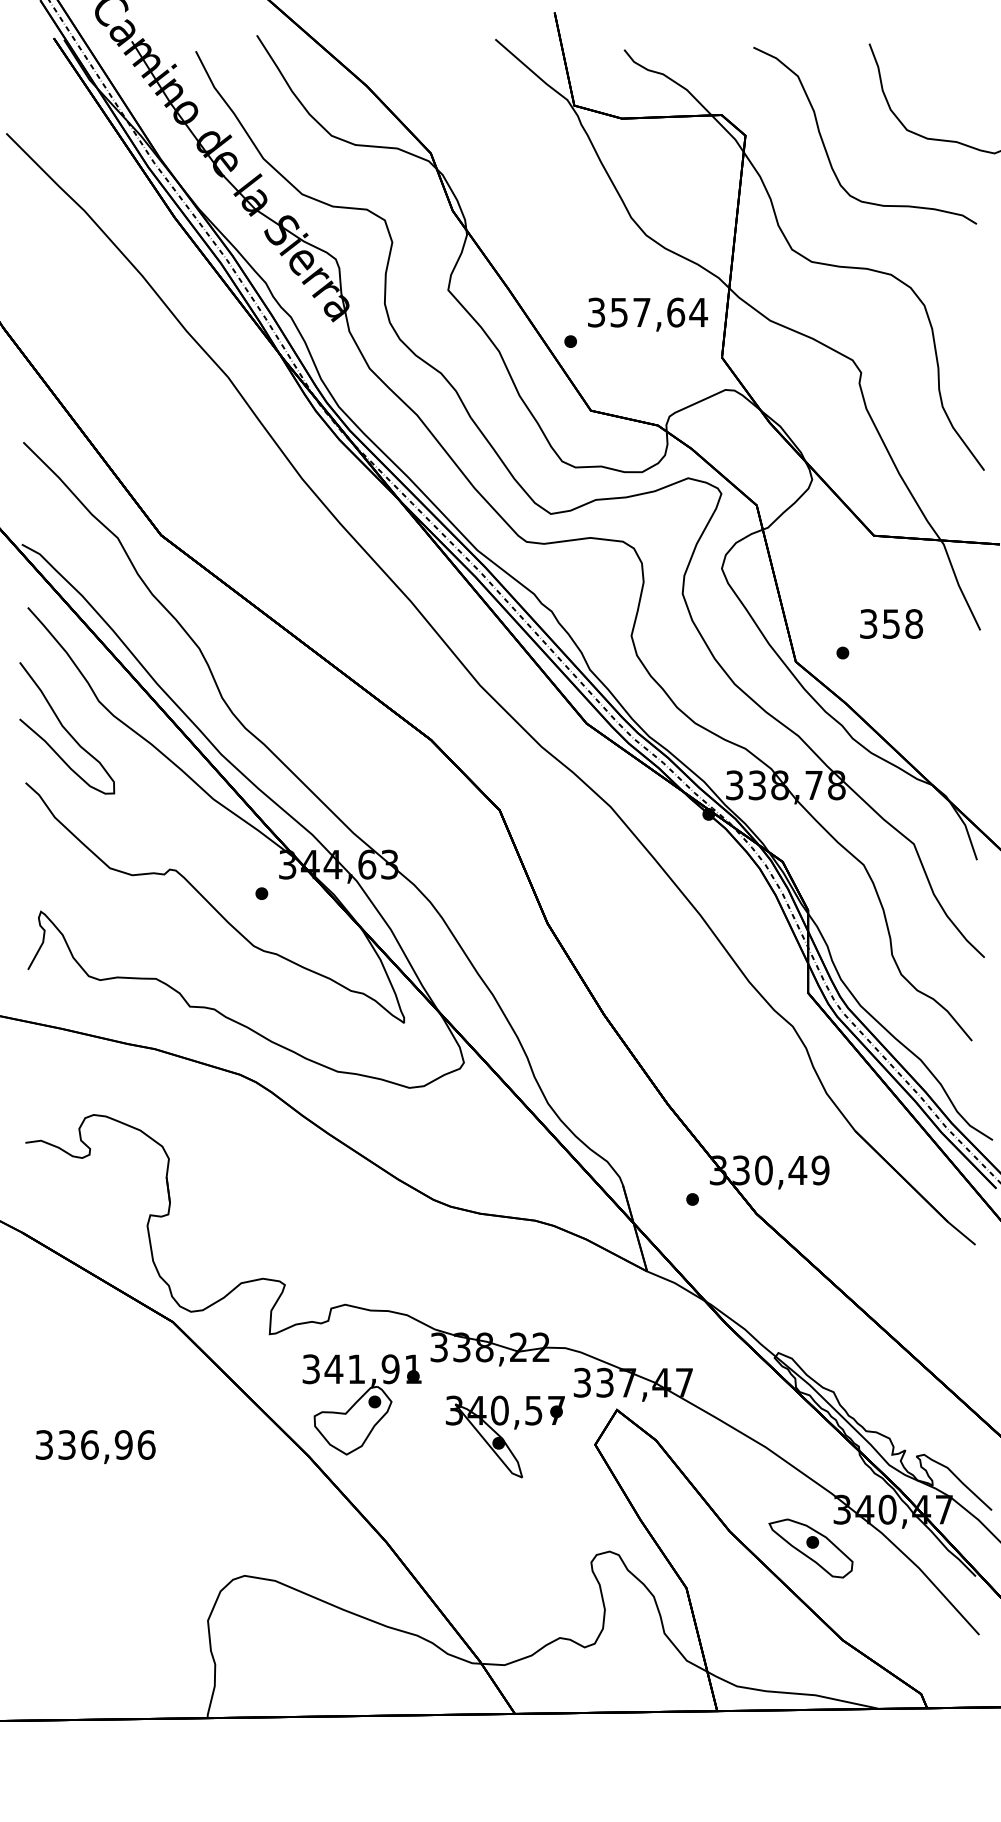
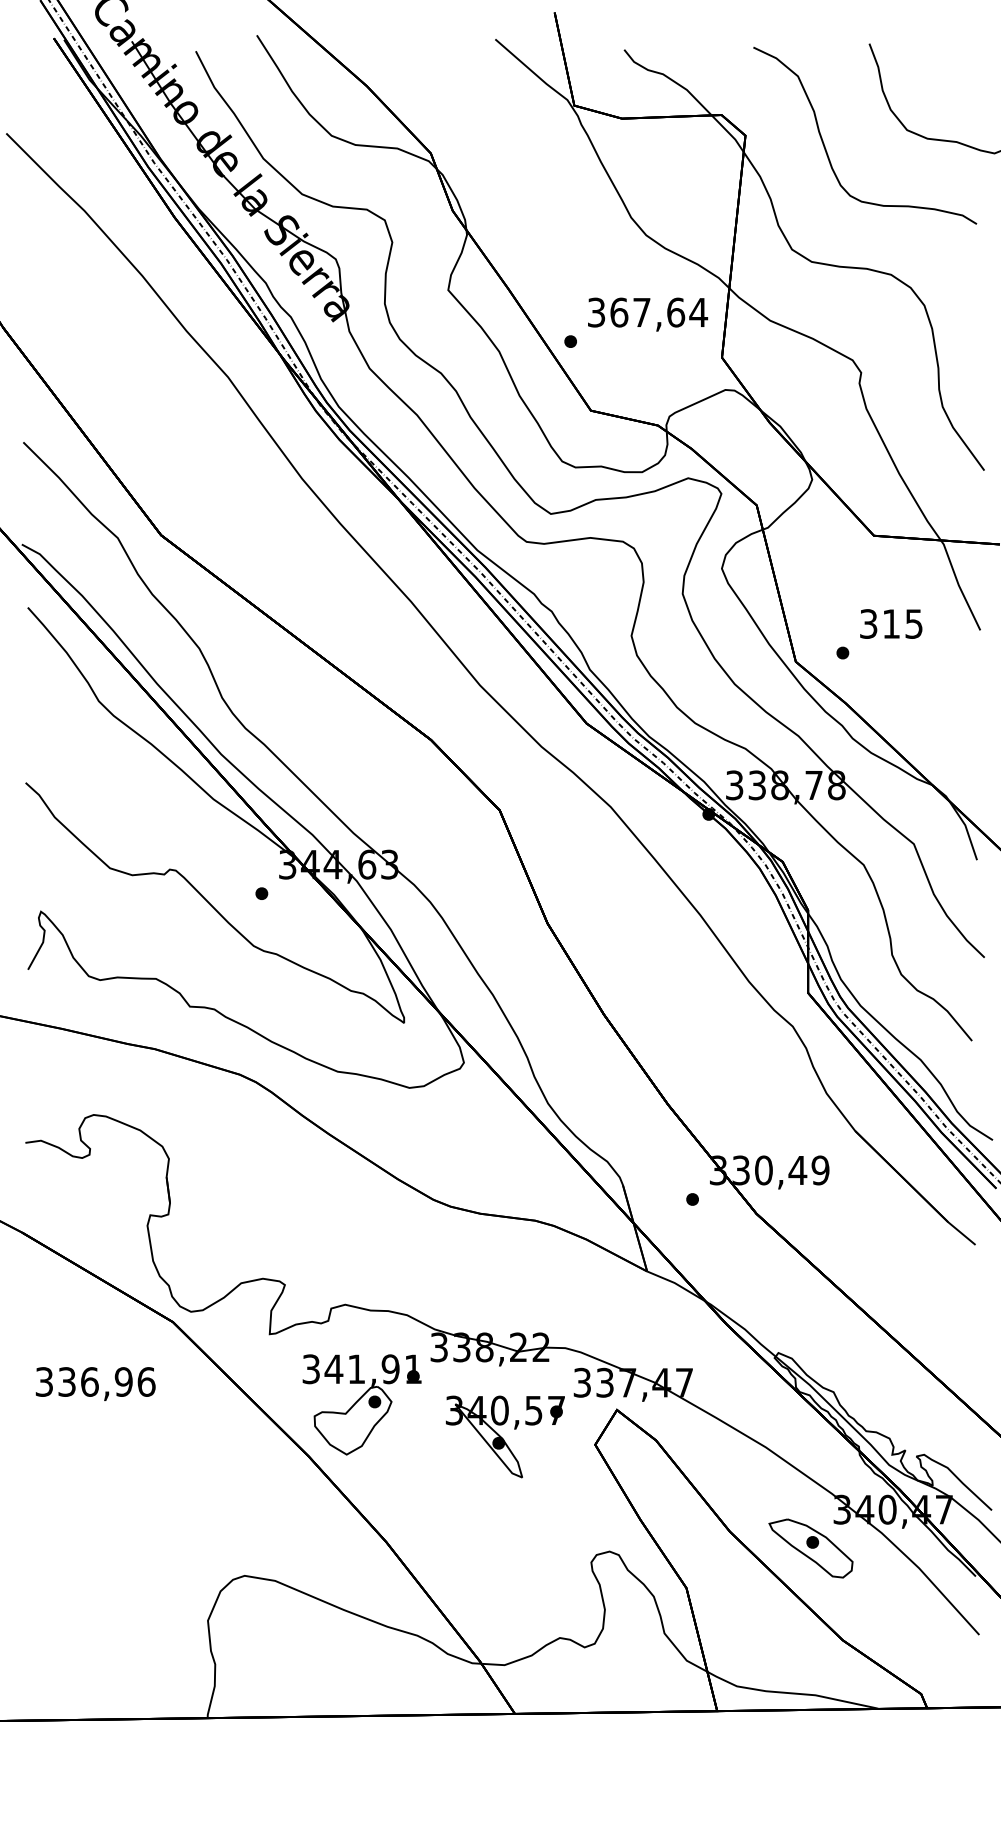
text: 357,64 -> 367,64 (619, 312)
text: 358 -> 315 (903, 623)
curve: present -> none (66, 729)
text position: (95, 1446) -> (95, 1383) (95, 1383)
